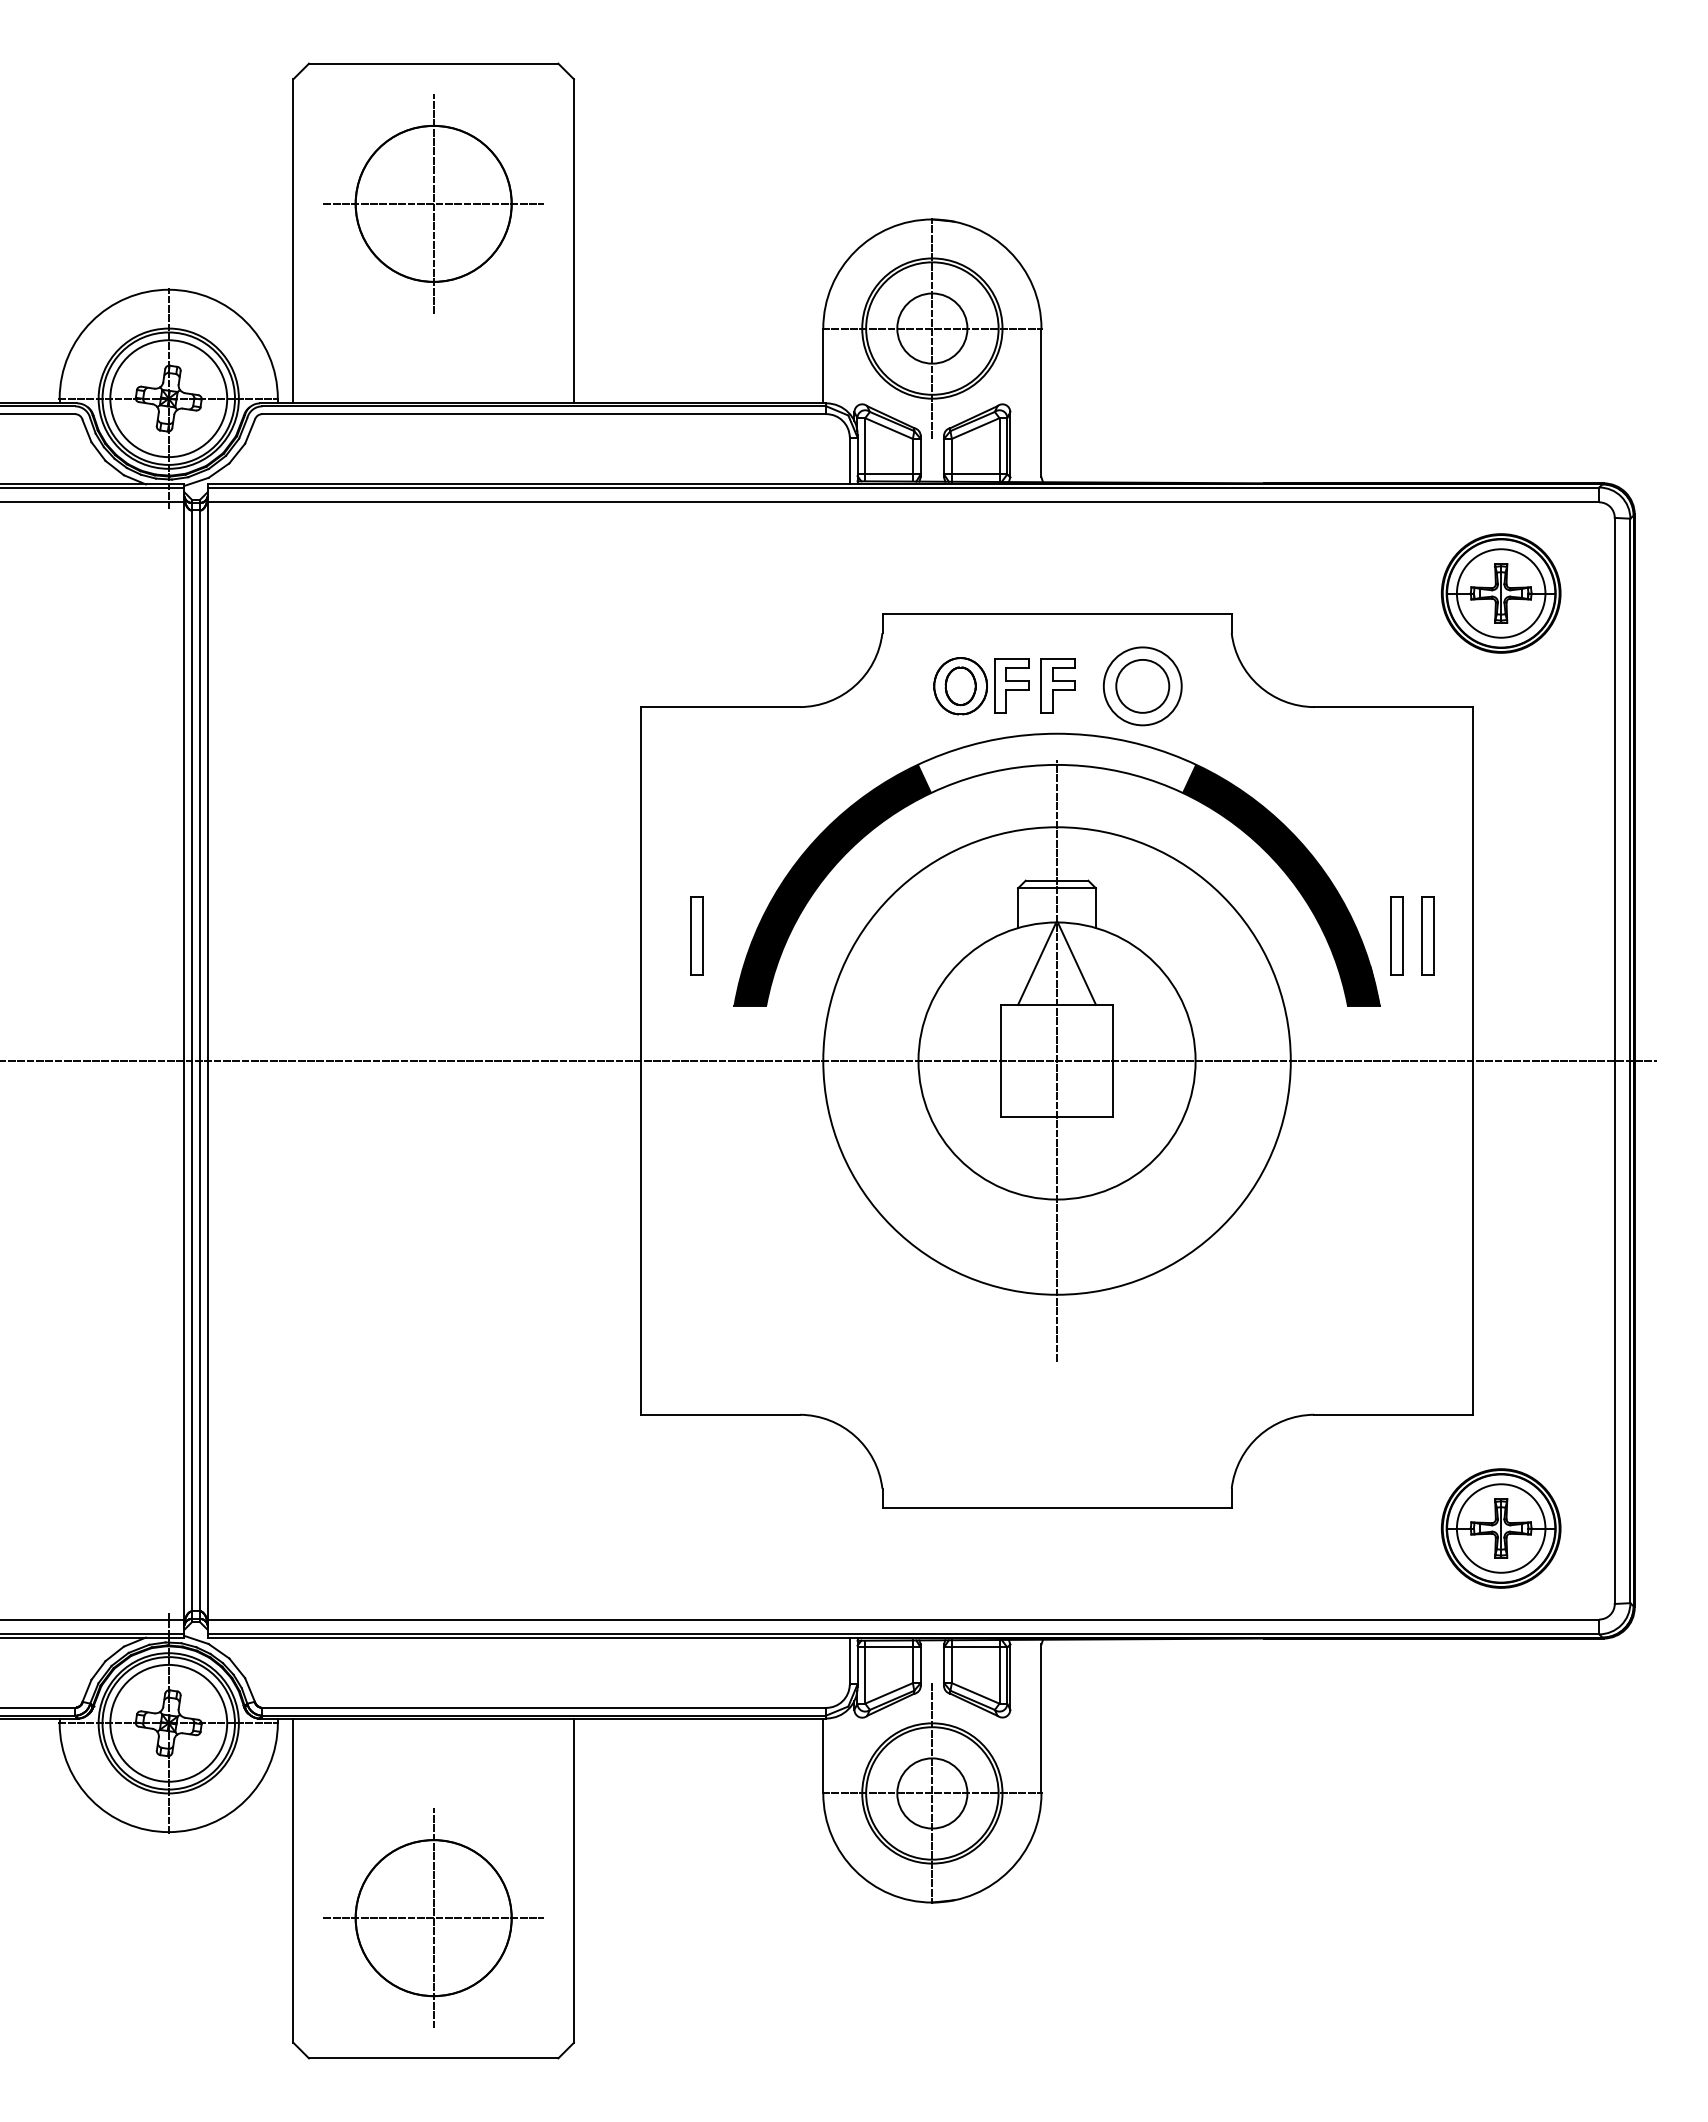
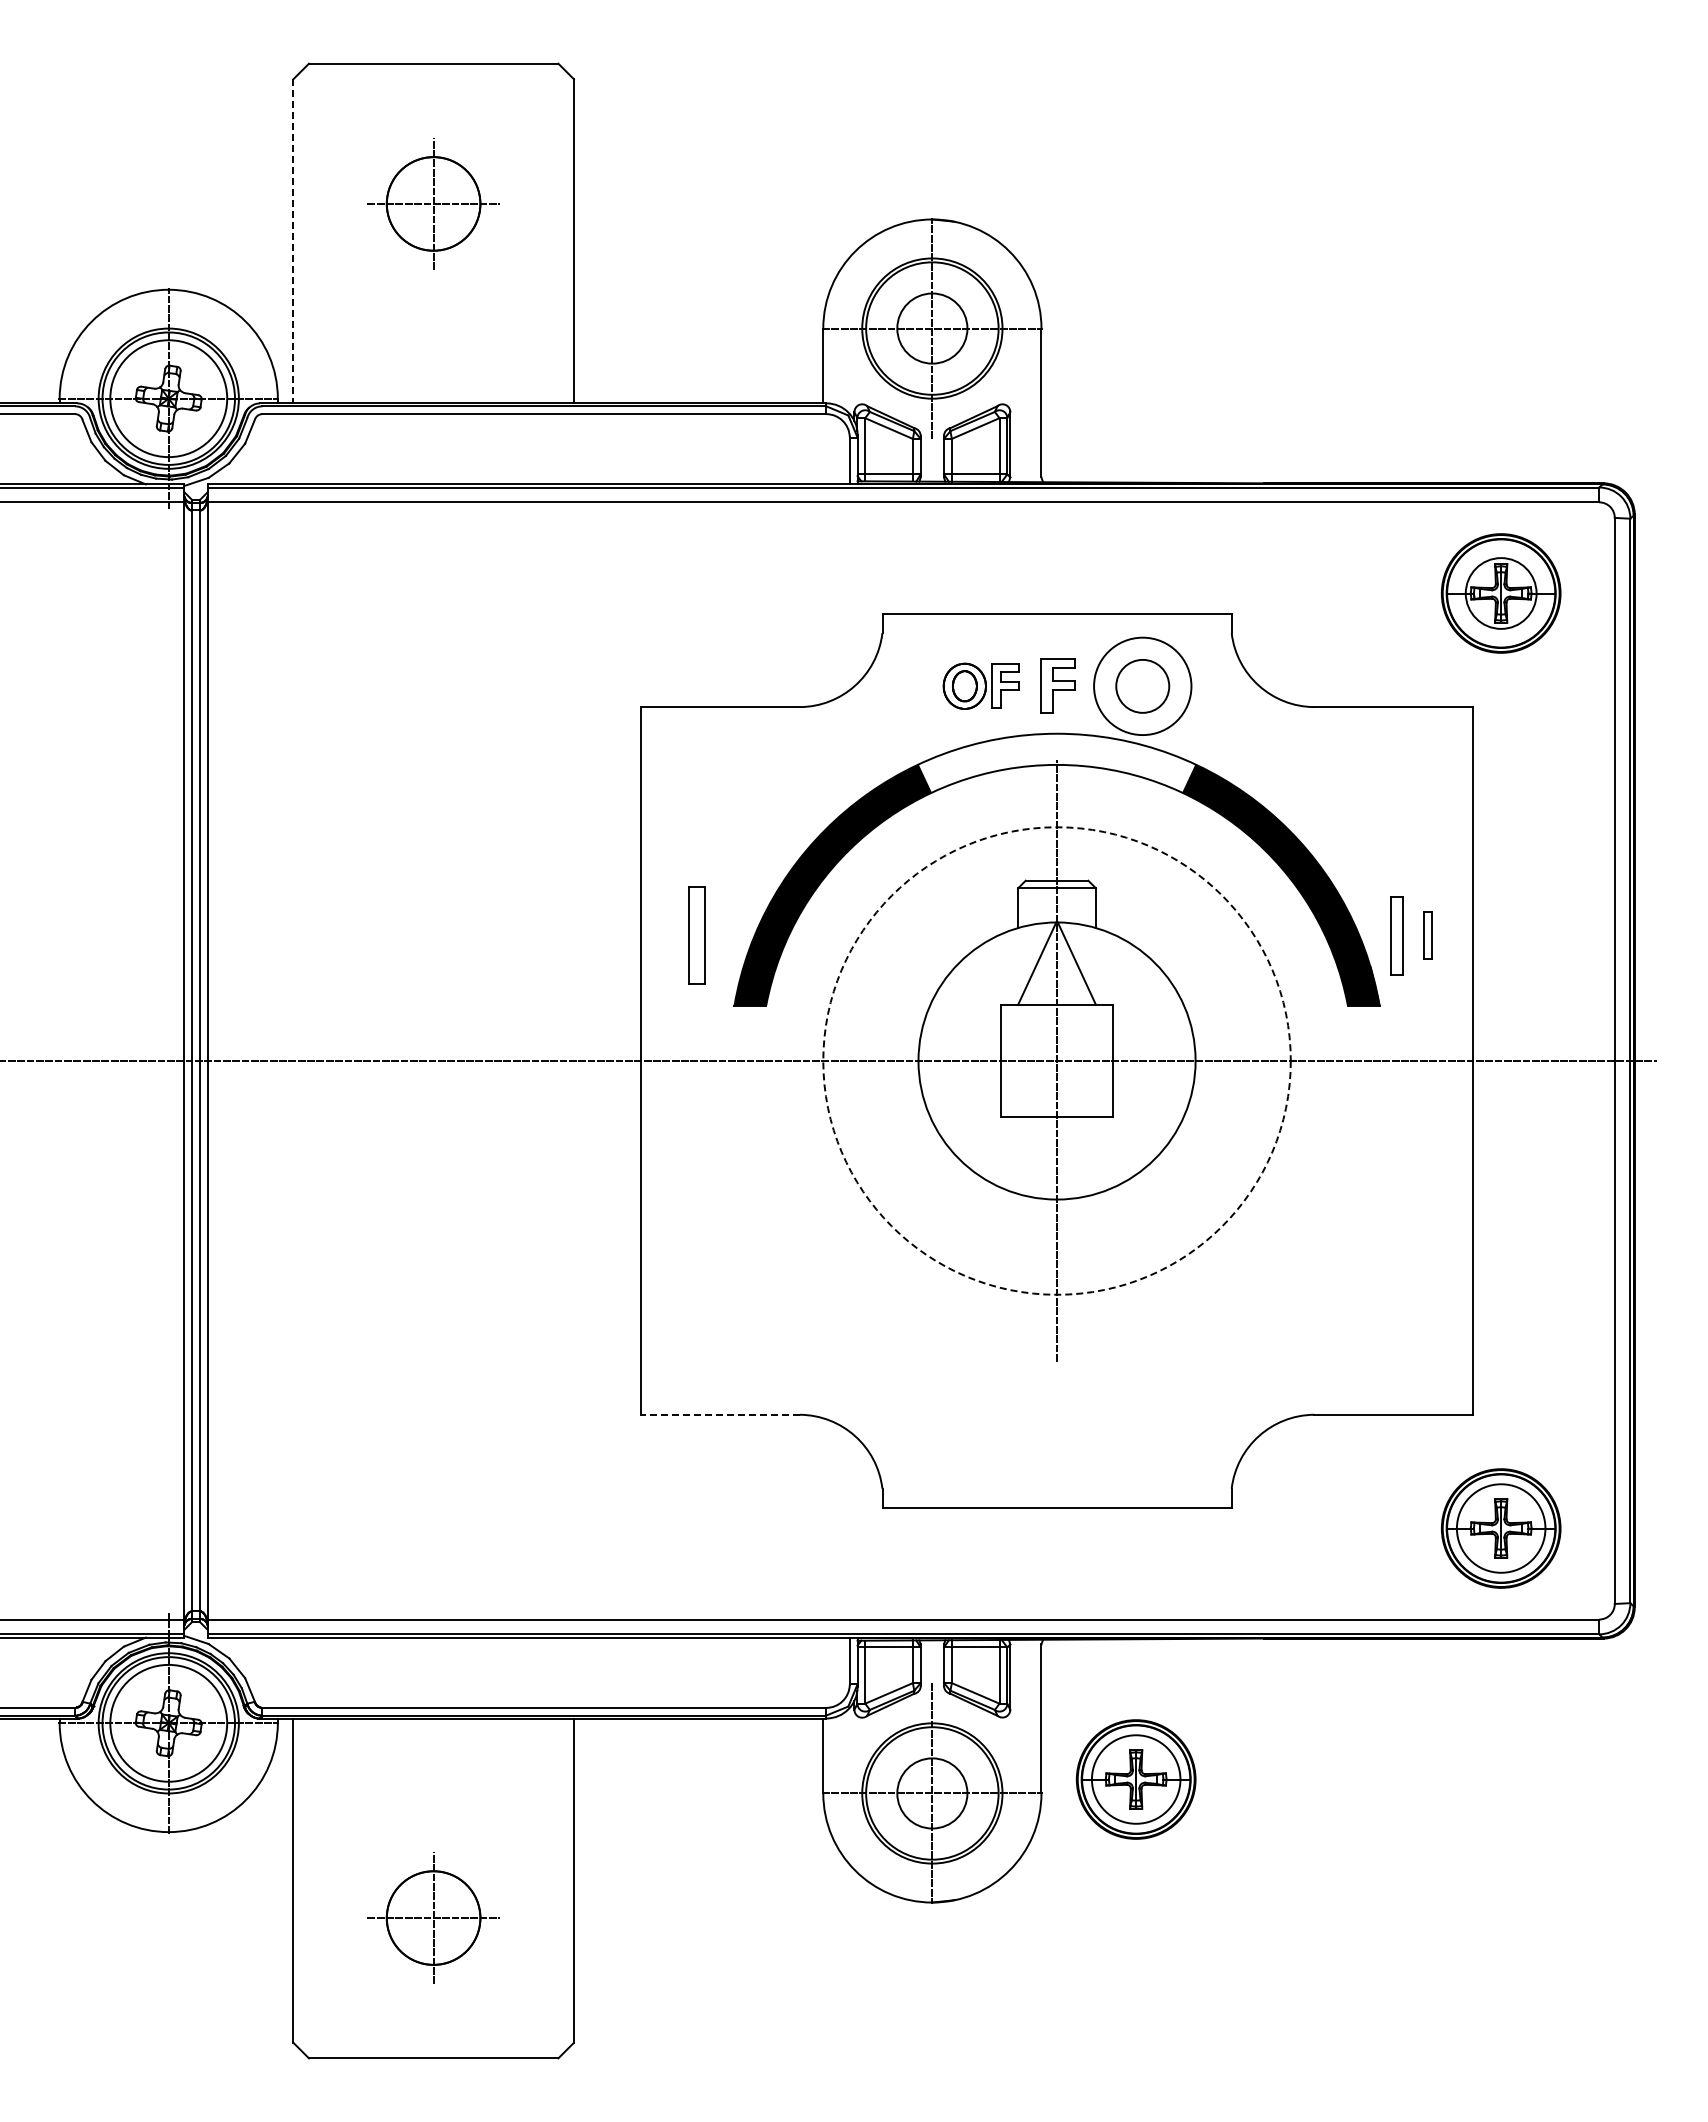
part size: 221x220 px -> 133x132 px (433, 203)
line: solid -> dashed (293, 241)
circle diameter: 89 px -> 71 px (1500, 593)
part size: 97x59 px -> 78x48 px (980, 685)
circle diameter: 78 px -> 97 px (1142, 686)
part size: 14x80 px -> 18x99 px (696, 935)
part size: 14x80 px -> 10x49 px (1427, 935)
circle: solid -> dashed (1056, 1060)
line: solid -> dashed (719, 1414)
part: none -> present (1135, 1779)
part size: 221x220 px -> 133x132 px (433, 1917)
